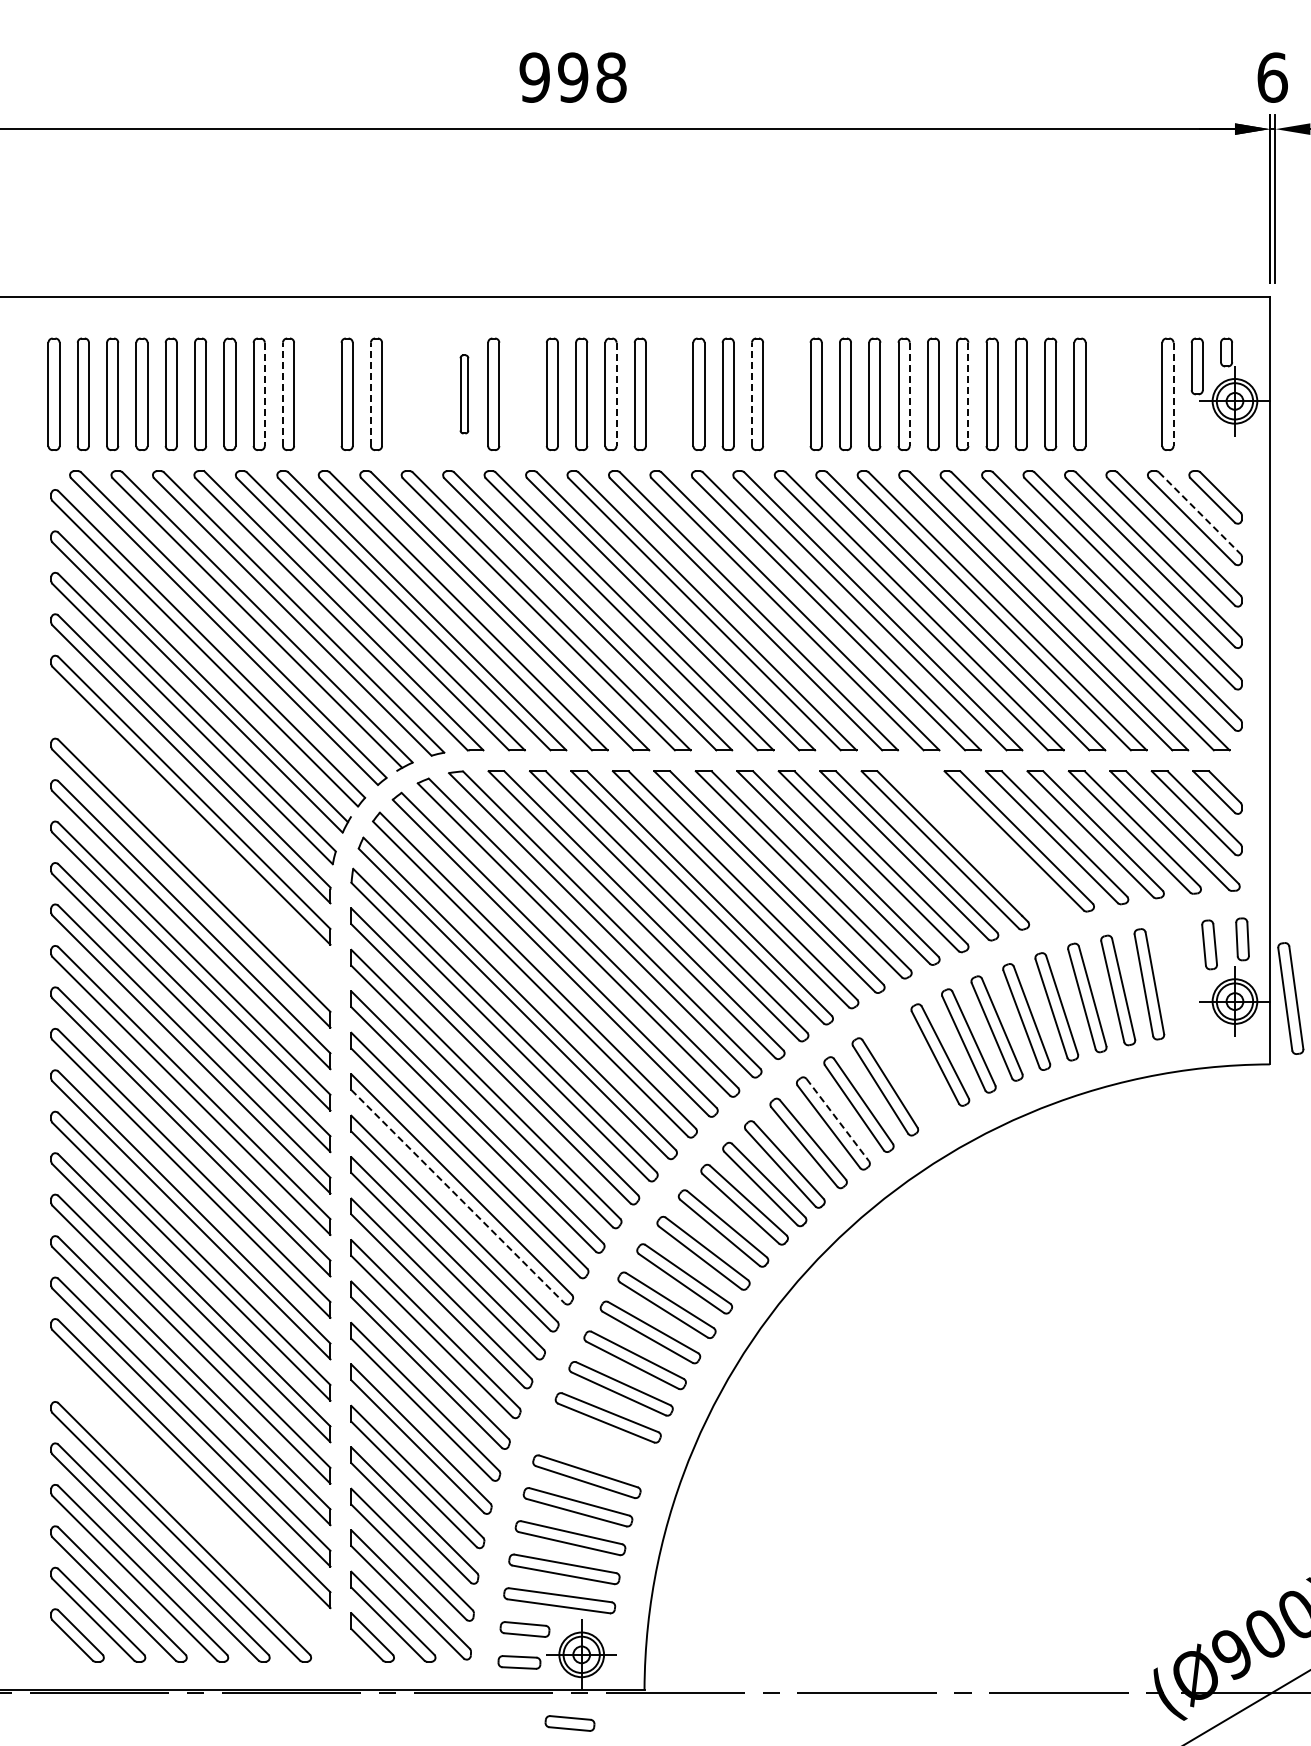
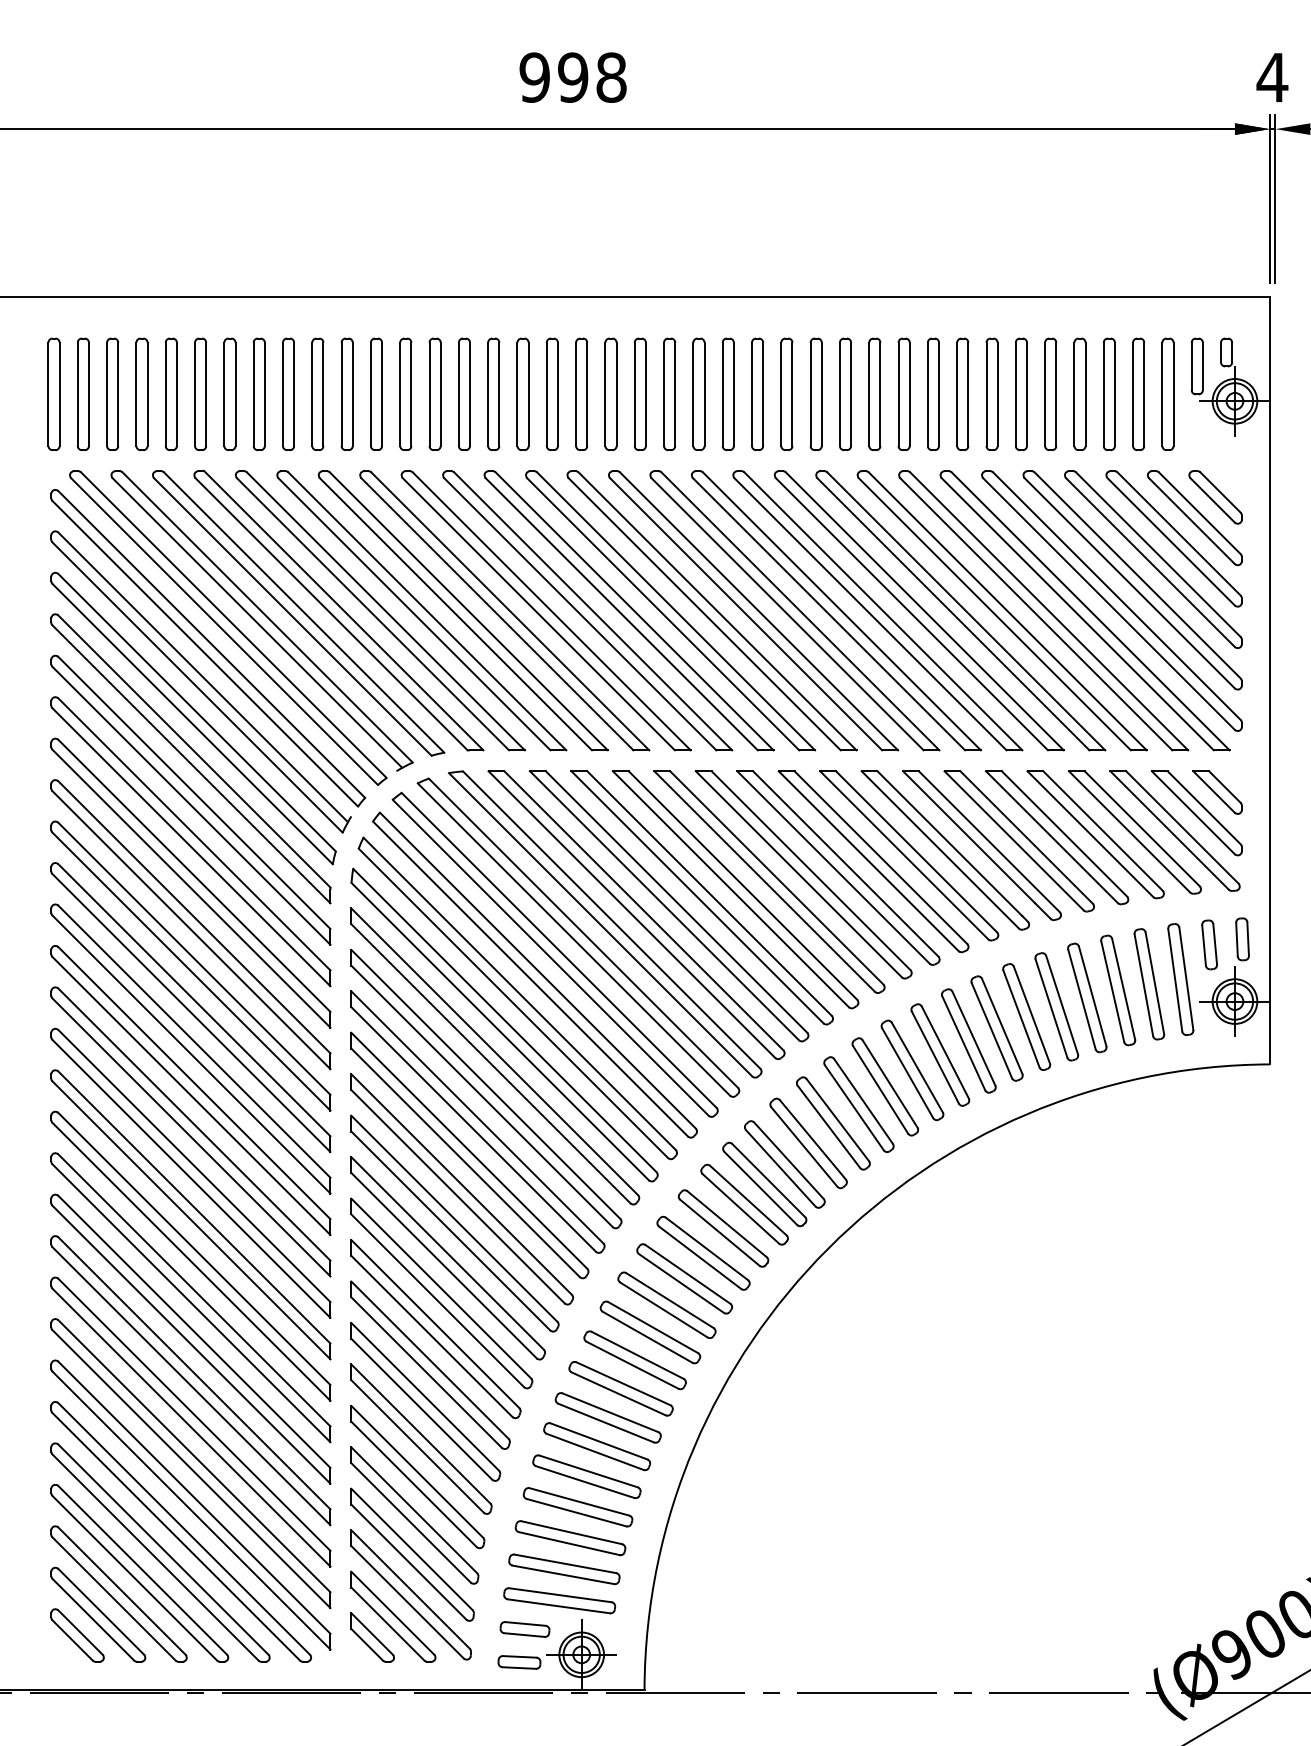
text: 6 -> 4 (1272, 77)
part: none -> present (317, 393)
part: none -> present (405, 393)
part: none -> present (434, 393)
part: none -> present (522, 393)
part: none -> present (669, 393)
part: none -> present (786, 393)
part: none -> present (1108, 393)
part: none -> present (1138, 393)
line: dashed -> solid (264, 394)
line: dashed -> solid (282, 394)
line: dashed -> solid (370, 394)
part size: 11x81 px -> 13x115 px (464, 394)
line: dashed -> solid (616, 394)
line: dashed -> solid (752, 394)
line: dashed -> solid (909, 394)
line: dashed -> solid (968, 394)
line: dashed -> solid (1173, 394)
line: dashed -> solid (1199, 513)
part: none -> present (190, 841)
part: none -> present (981, 845)
part position: (1290, 998) -> (1180, 979) (1180, 979)
part: none -> present (912, 1070)
line: dashed -> solid (837, 1120)
line: dashed -> solid (458, 1196)
part: none -> present (597, 1446)
part: none -> present (190, 1504)
part: present -> none (569, 1723)
